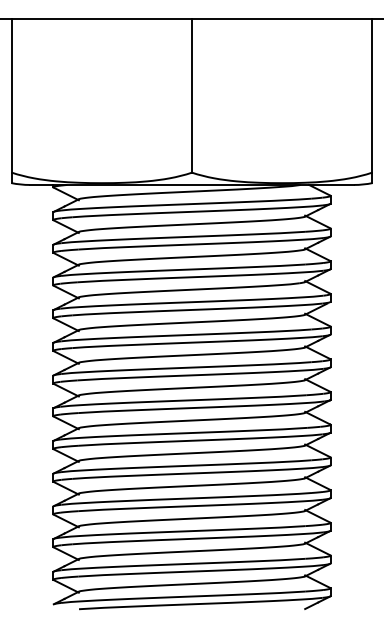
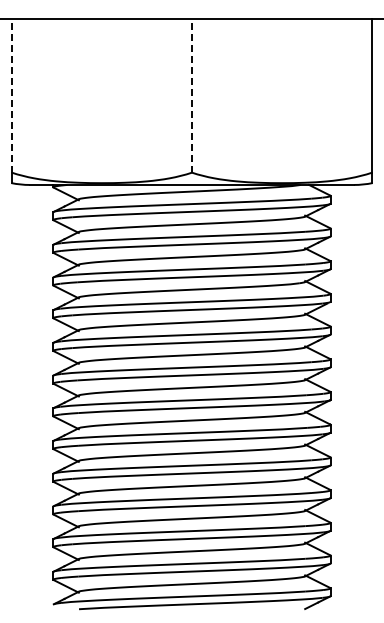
line: solid -> dashed (11, 95)
line: solid -> dashed (191, 95)
